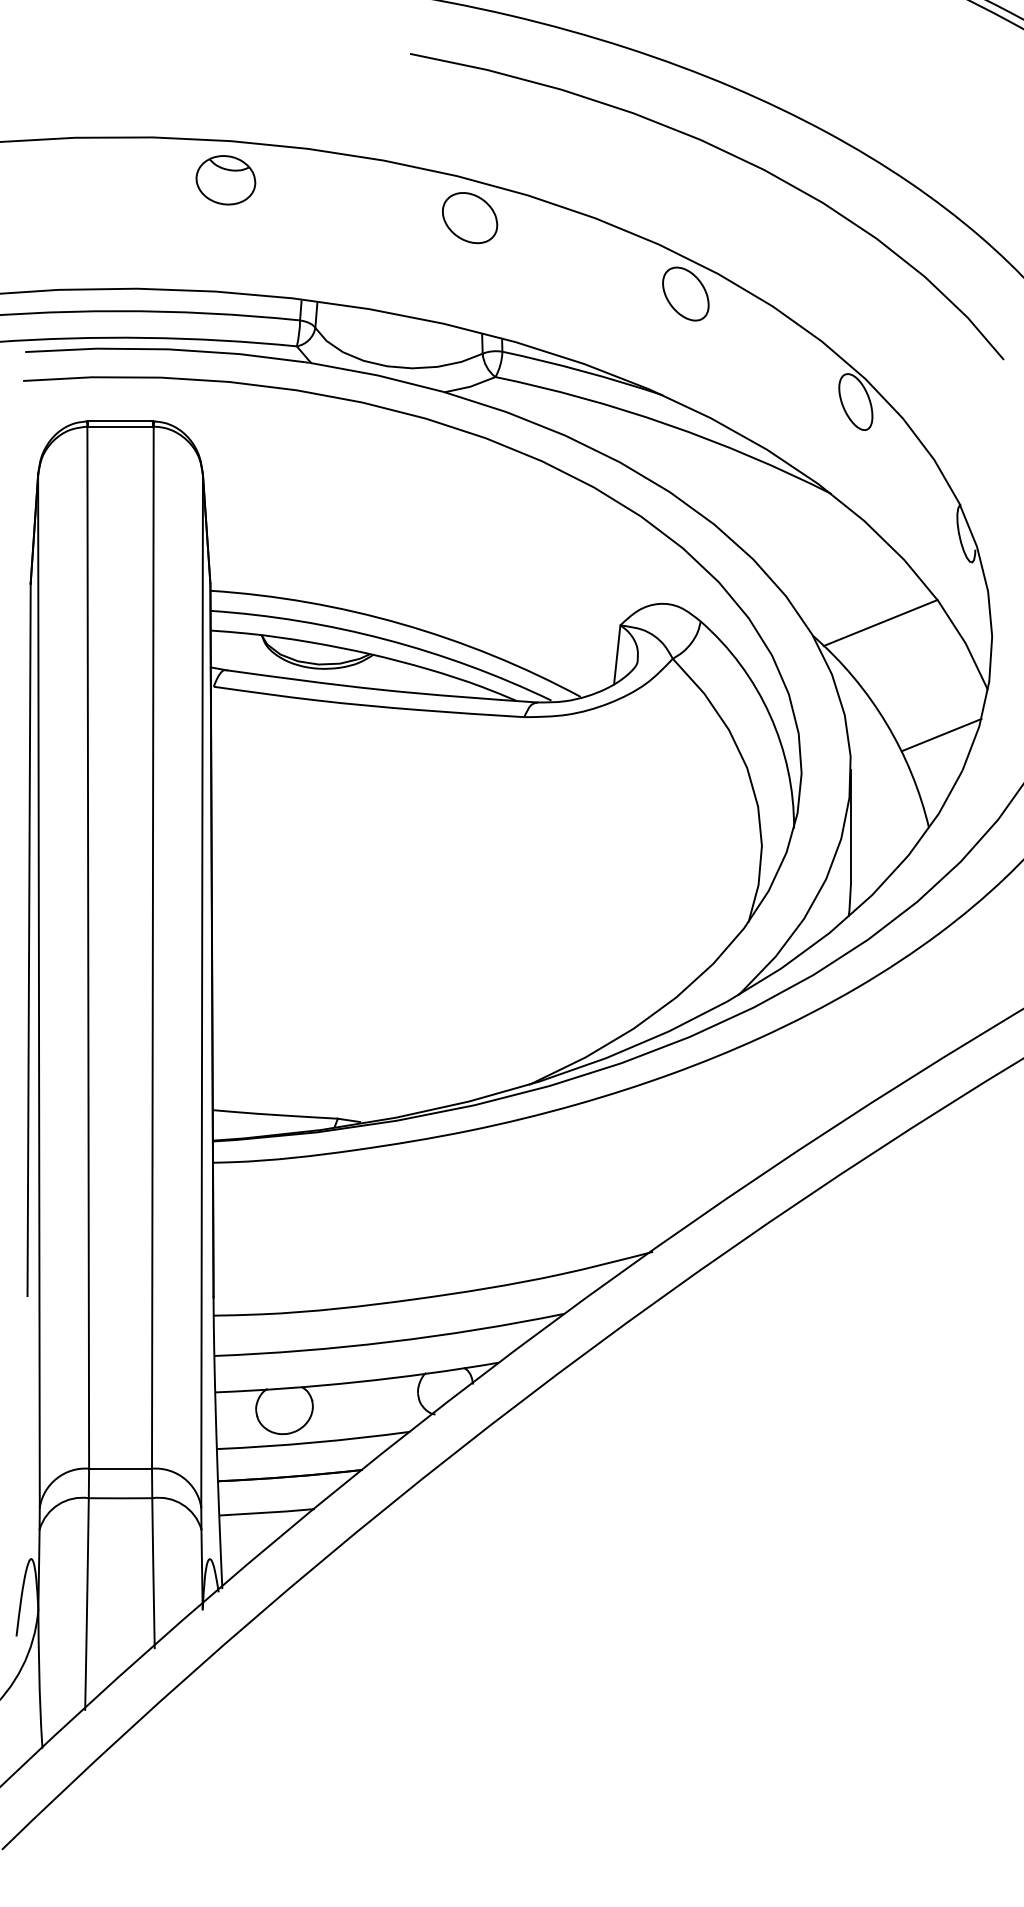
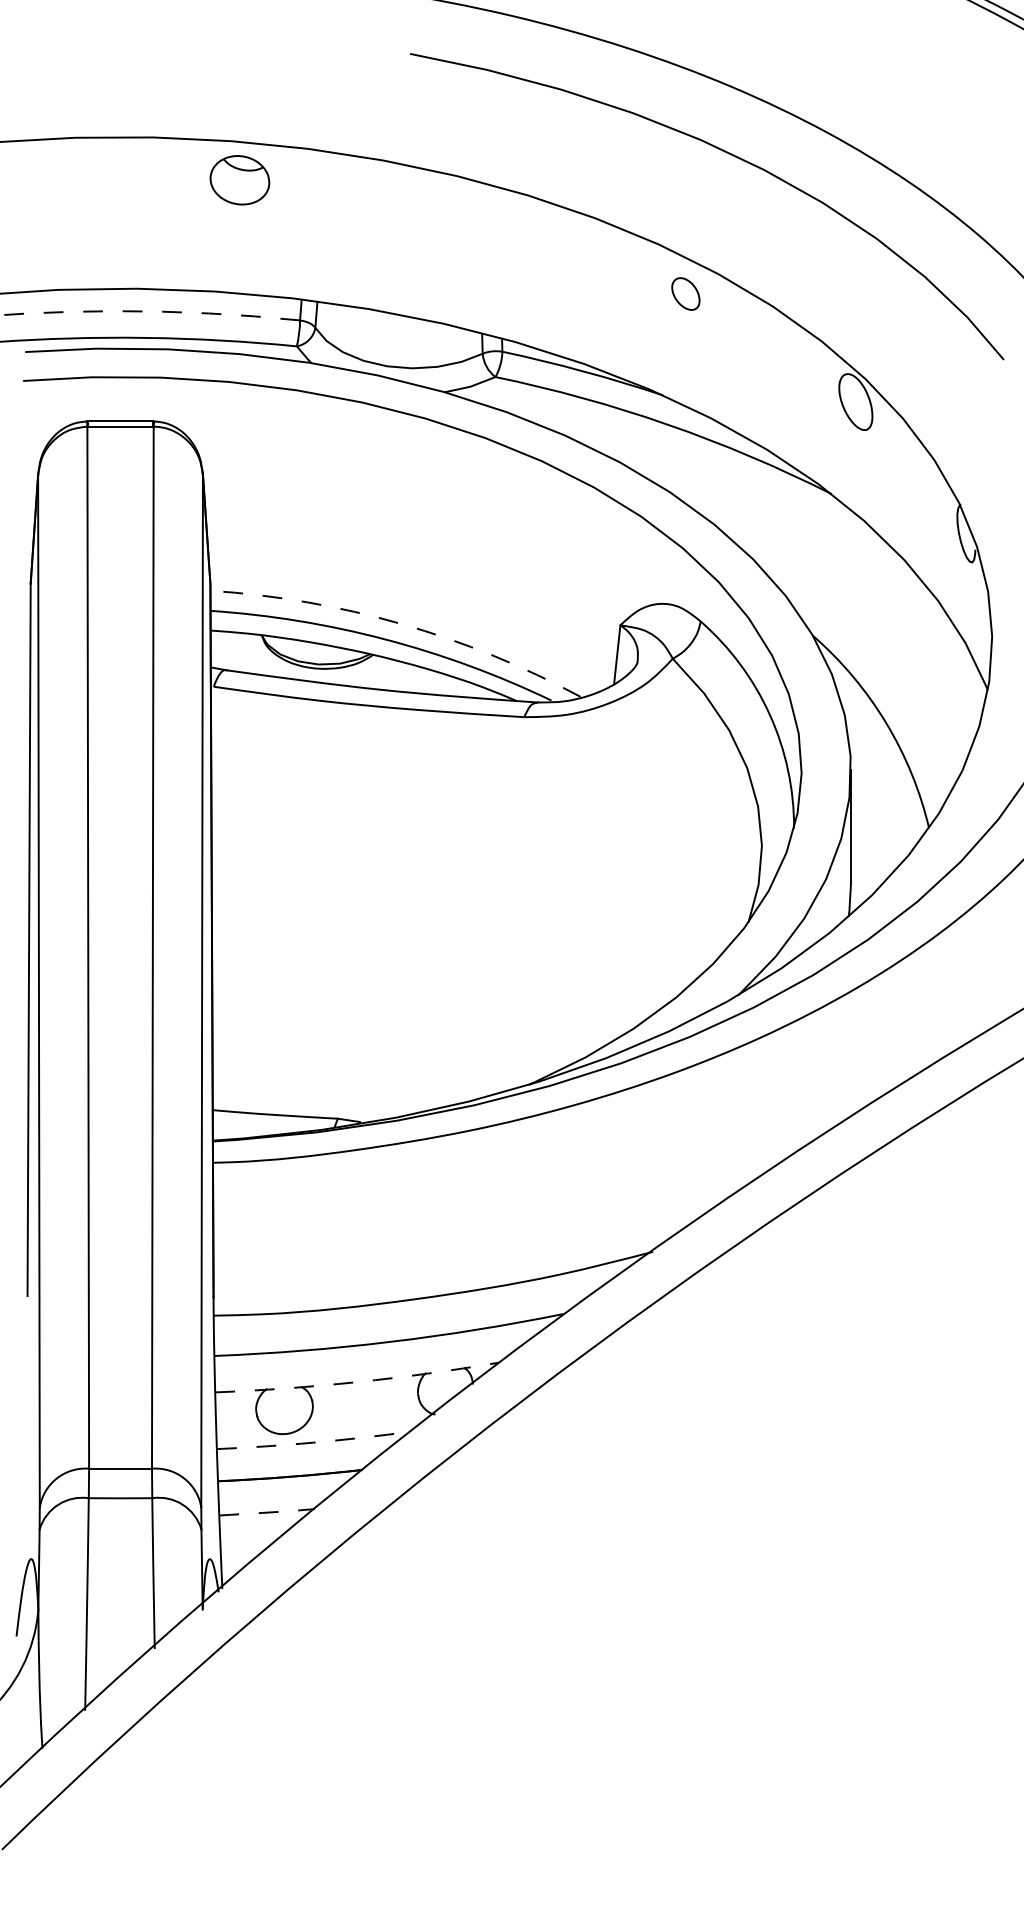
part position: (225, 180) -> (239, 180) (239, 180)
part: present -> none (470, 218)
part size: 48x56 px -> 30x34 px (685, 293)
arc: solid -> dashed (149, 311)
arc: solid -> dashed (401, 623)
line: present -> none (880, 623)
line: present -> none (941, 735)
arc: solid -> dashed (357, 1382)
arc: solid -> dashed (313, 1442)
line: solid -> dashed (268, 1512)
